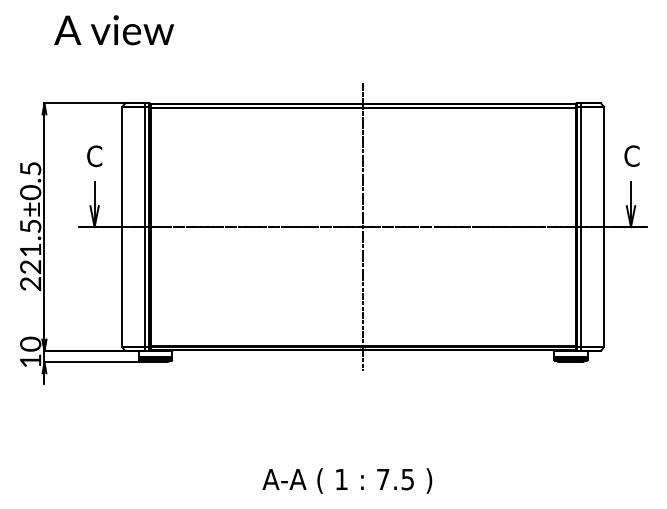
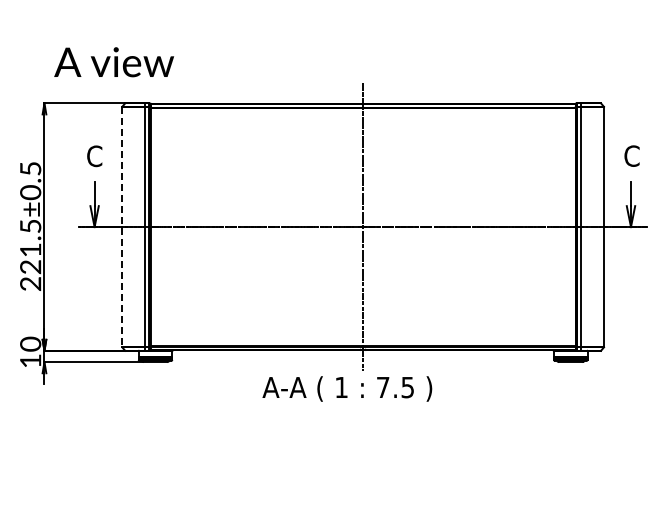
text position: (113, 30) -> (113, 62) (113, 62)
line: solid -> dashed (122, 227)
text position: (347, 480) -> (347, 388) (347, 388)
